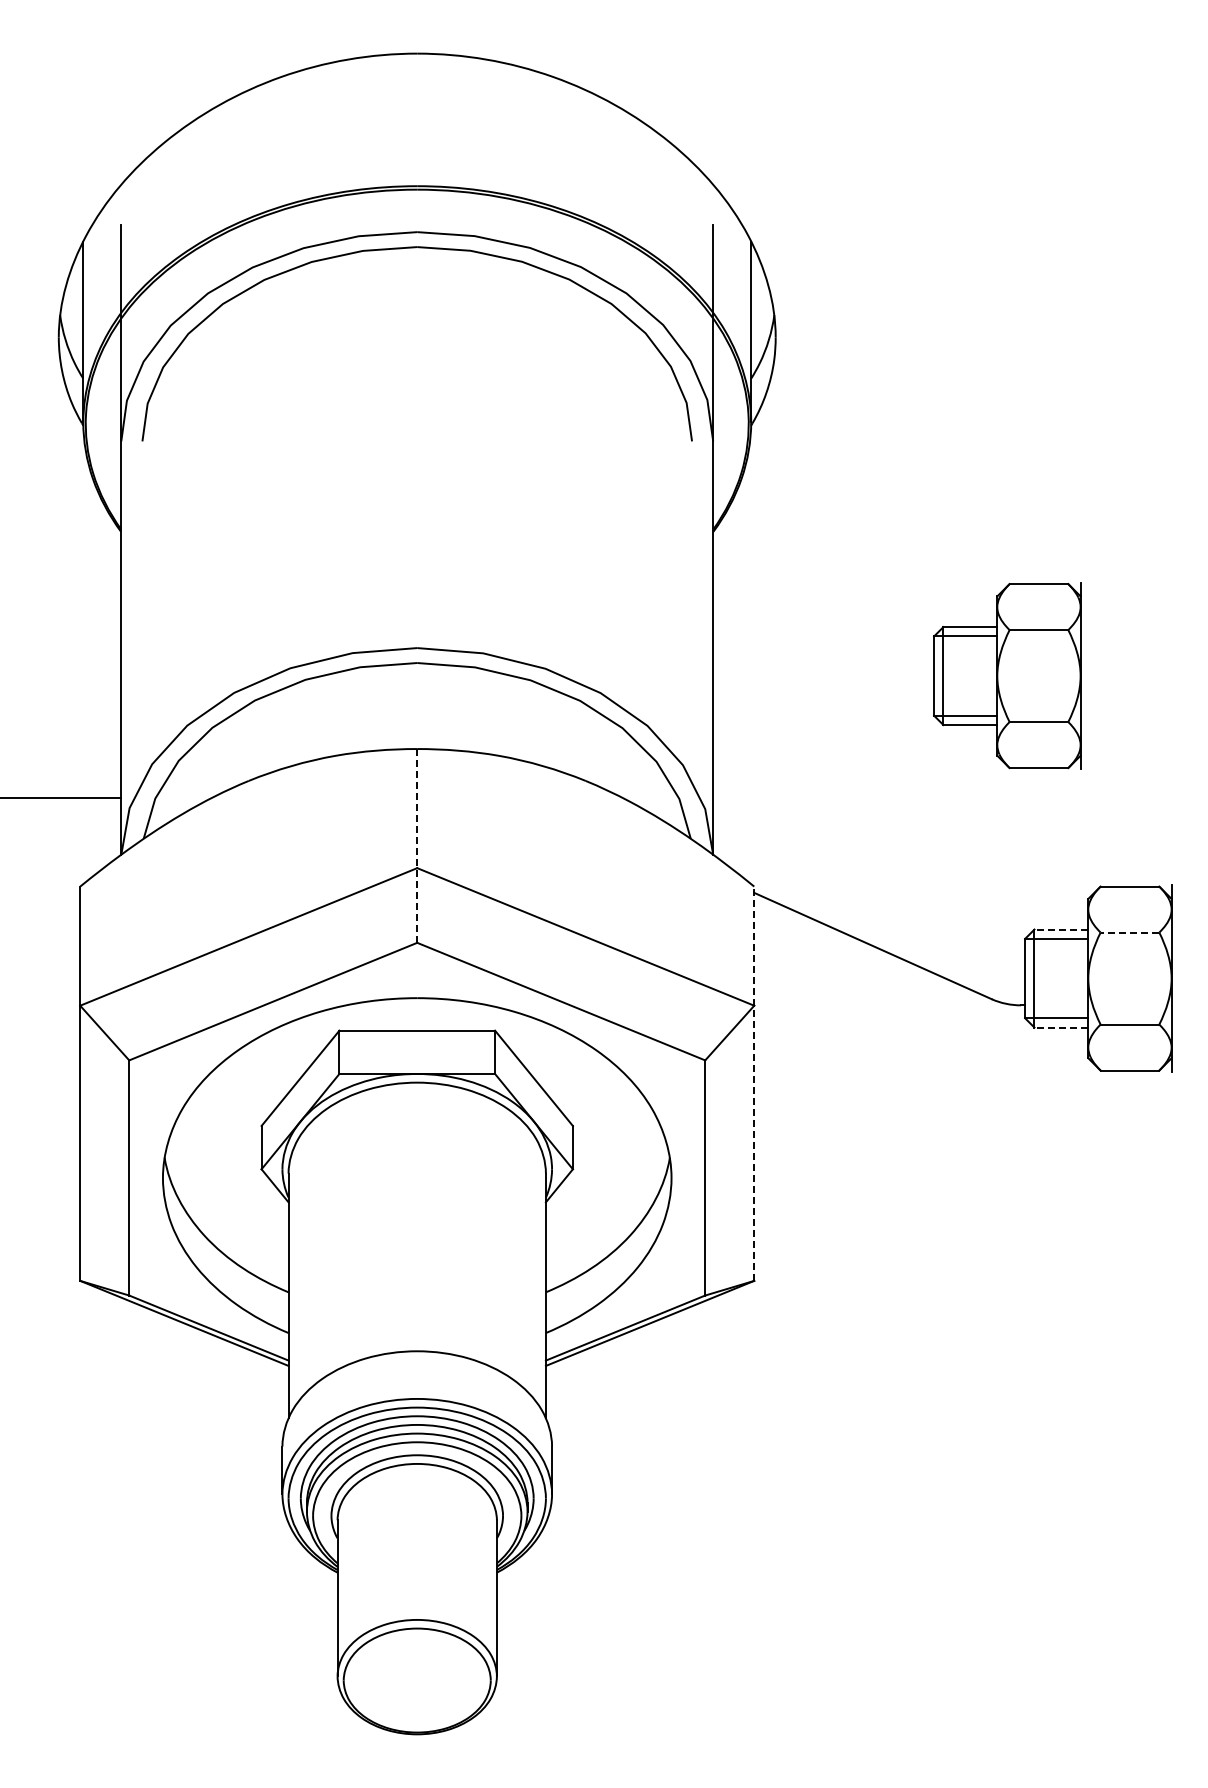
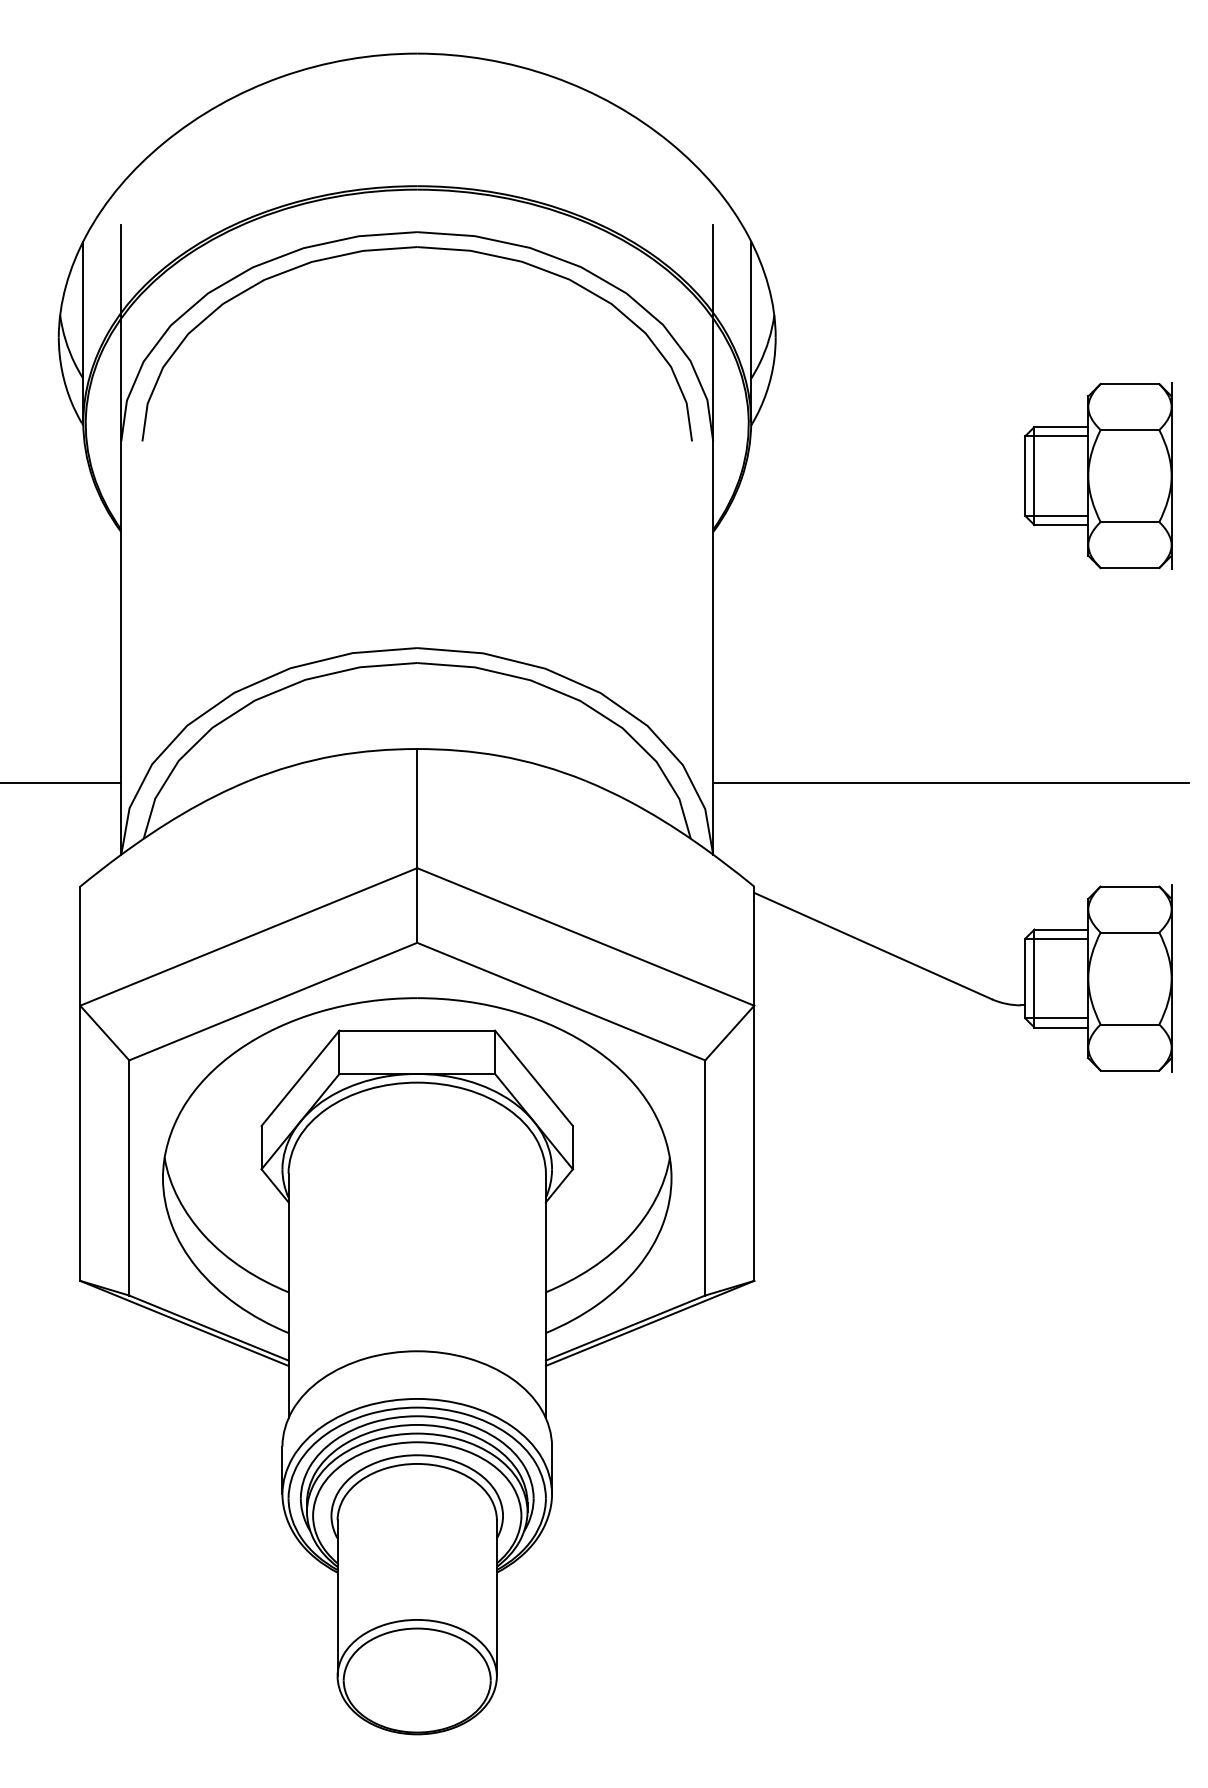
part position: (1007, 675) -> (1098, 475) (1098, 475)
line: none -> present (951, 782)
line position: (61, 797) -> (61, 782) (61, 782)
line: dashed -> solid (417, 845)
line: dashed -> solid (1061, 929)
line: dashed -> solid (1129, 932)
line: dashed -> solid (1061, 1027)
line: dashed -> solid (754, 1083)
